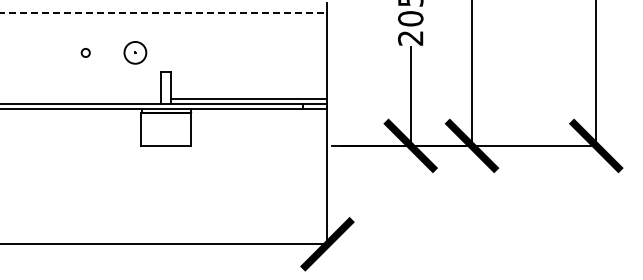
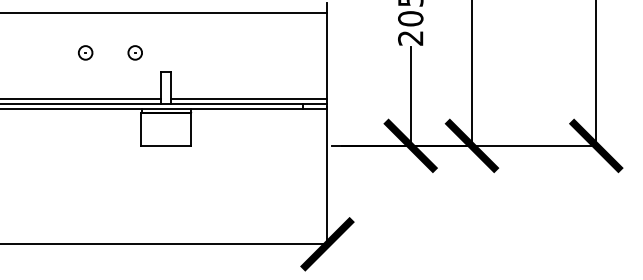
line: dashed -> solid (164, 13)
part size: 11x10 px -> 16x16 px (85, 52)
part size: 25x24 px -> 16x16 px (134, 52)
line: none -> present (81, 98)
